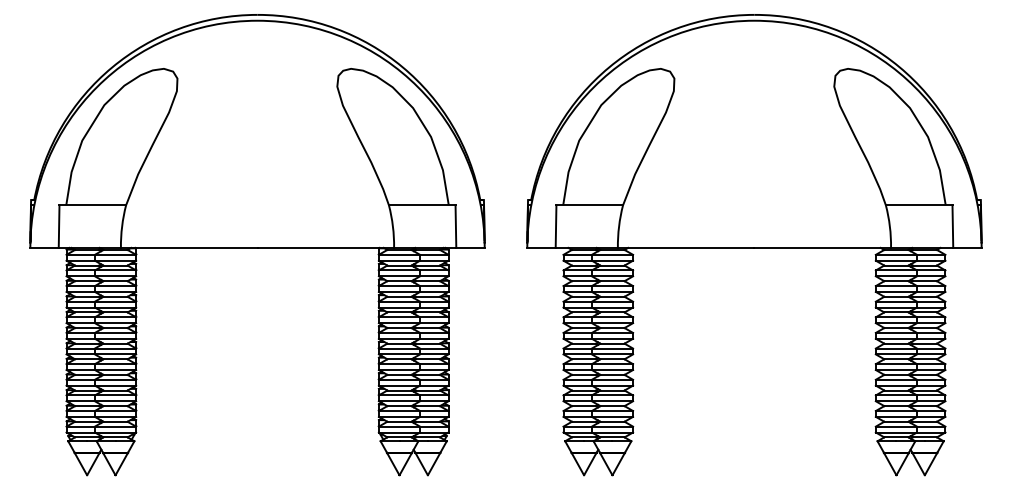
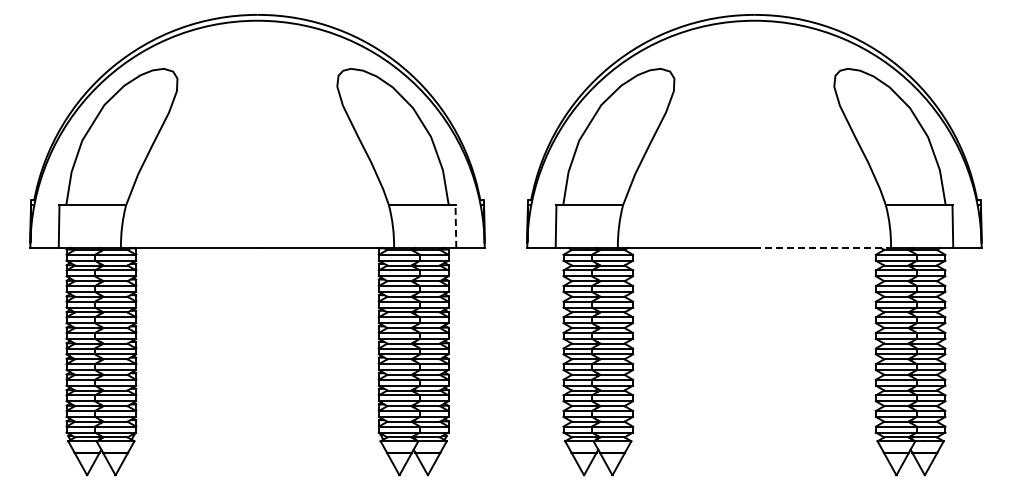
line: solid -> dashed (455, 226)
line: solid -> dashed (823, 247)
